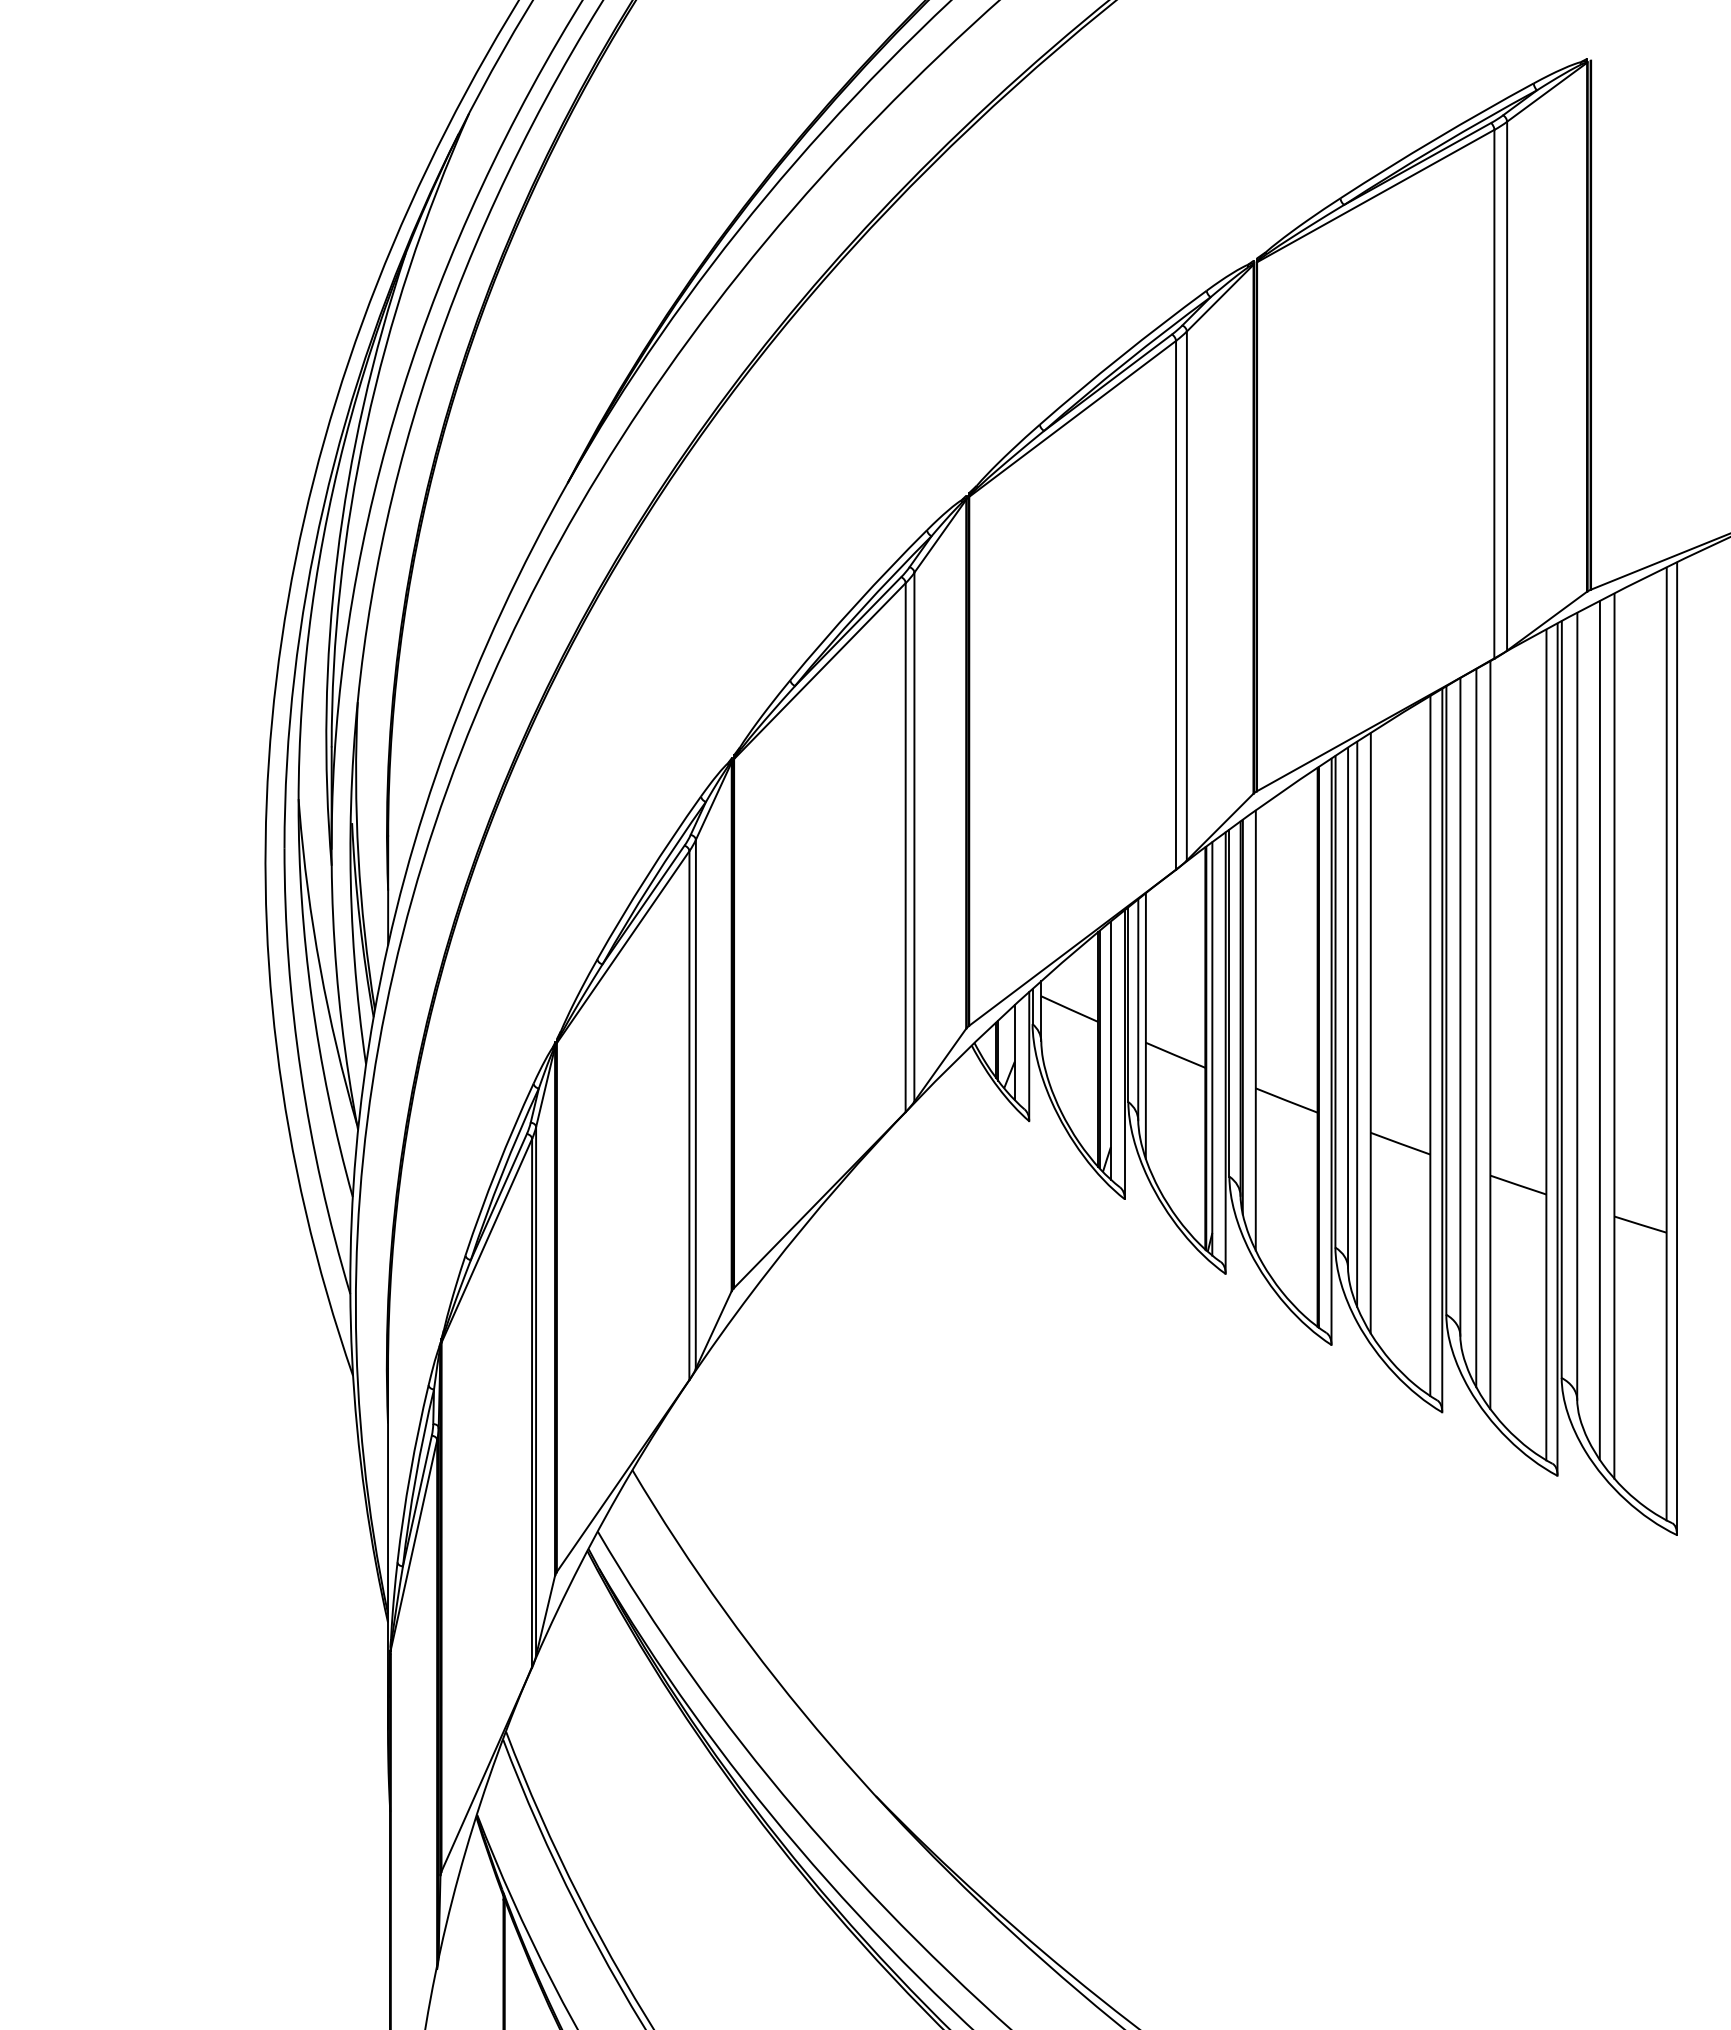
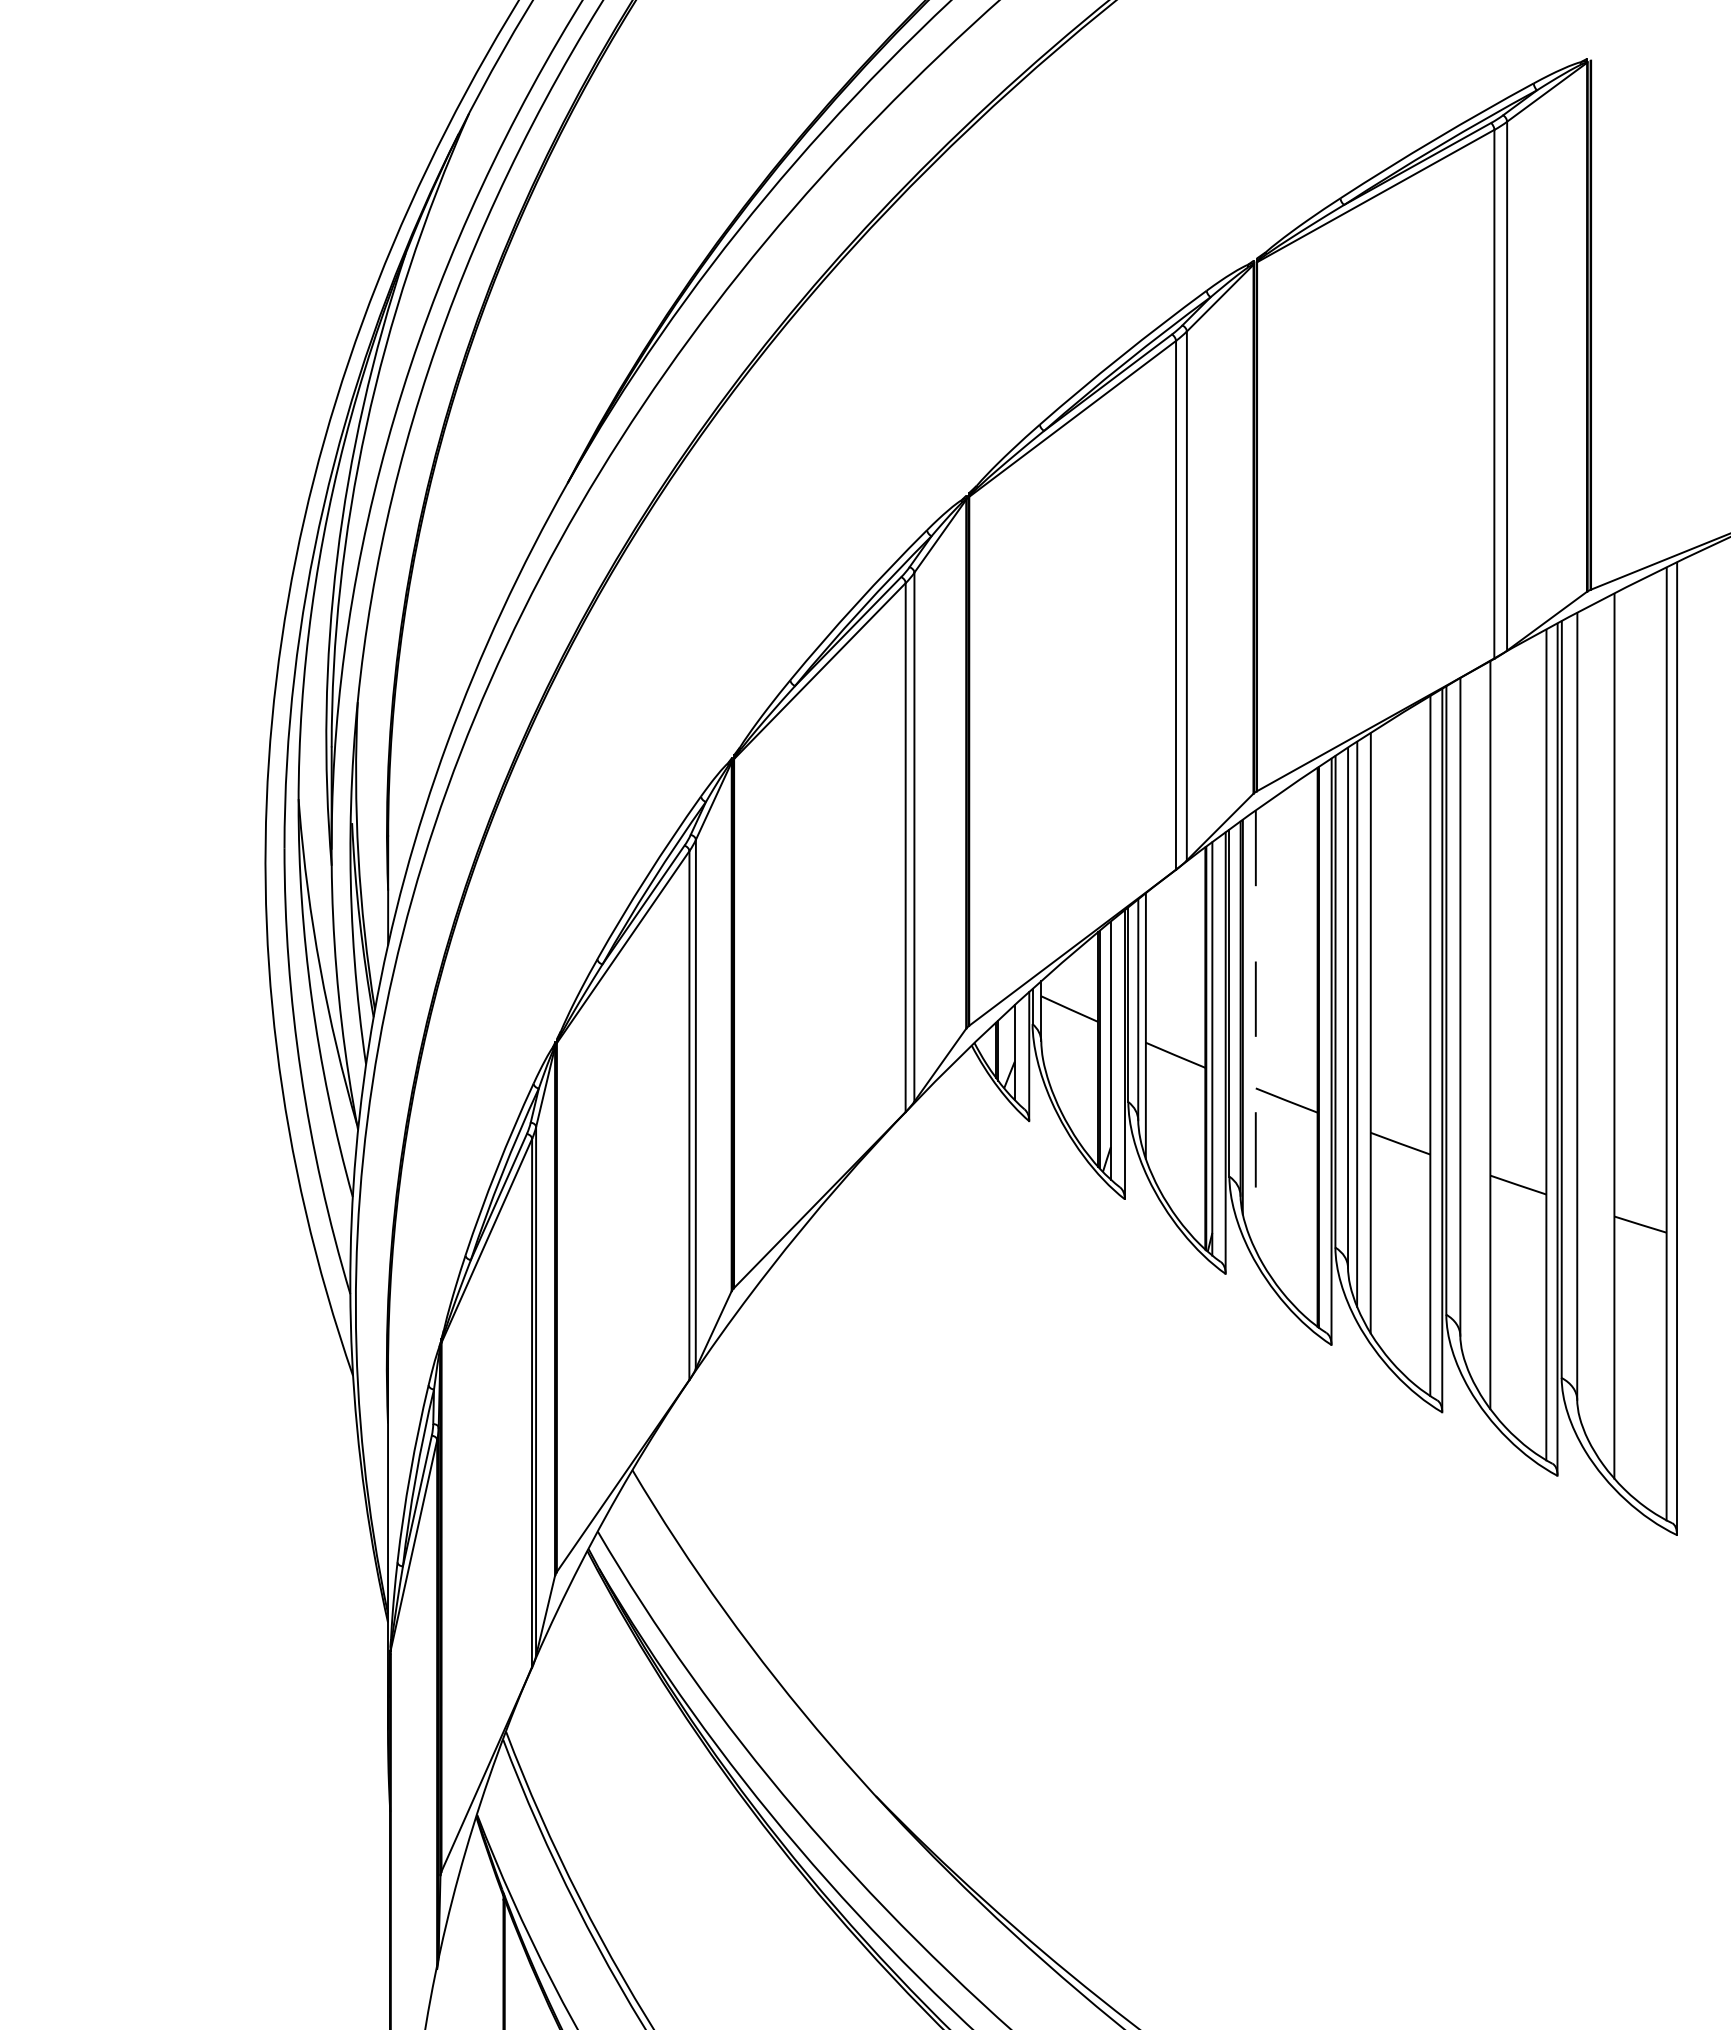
line: present -> none (1476, 1028)
line: solid -> dashed (1255, 1030)
line: present -> none (1599, 1030)
